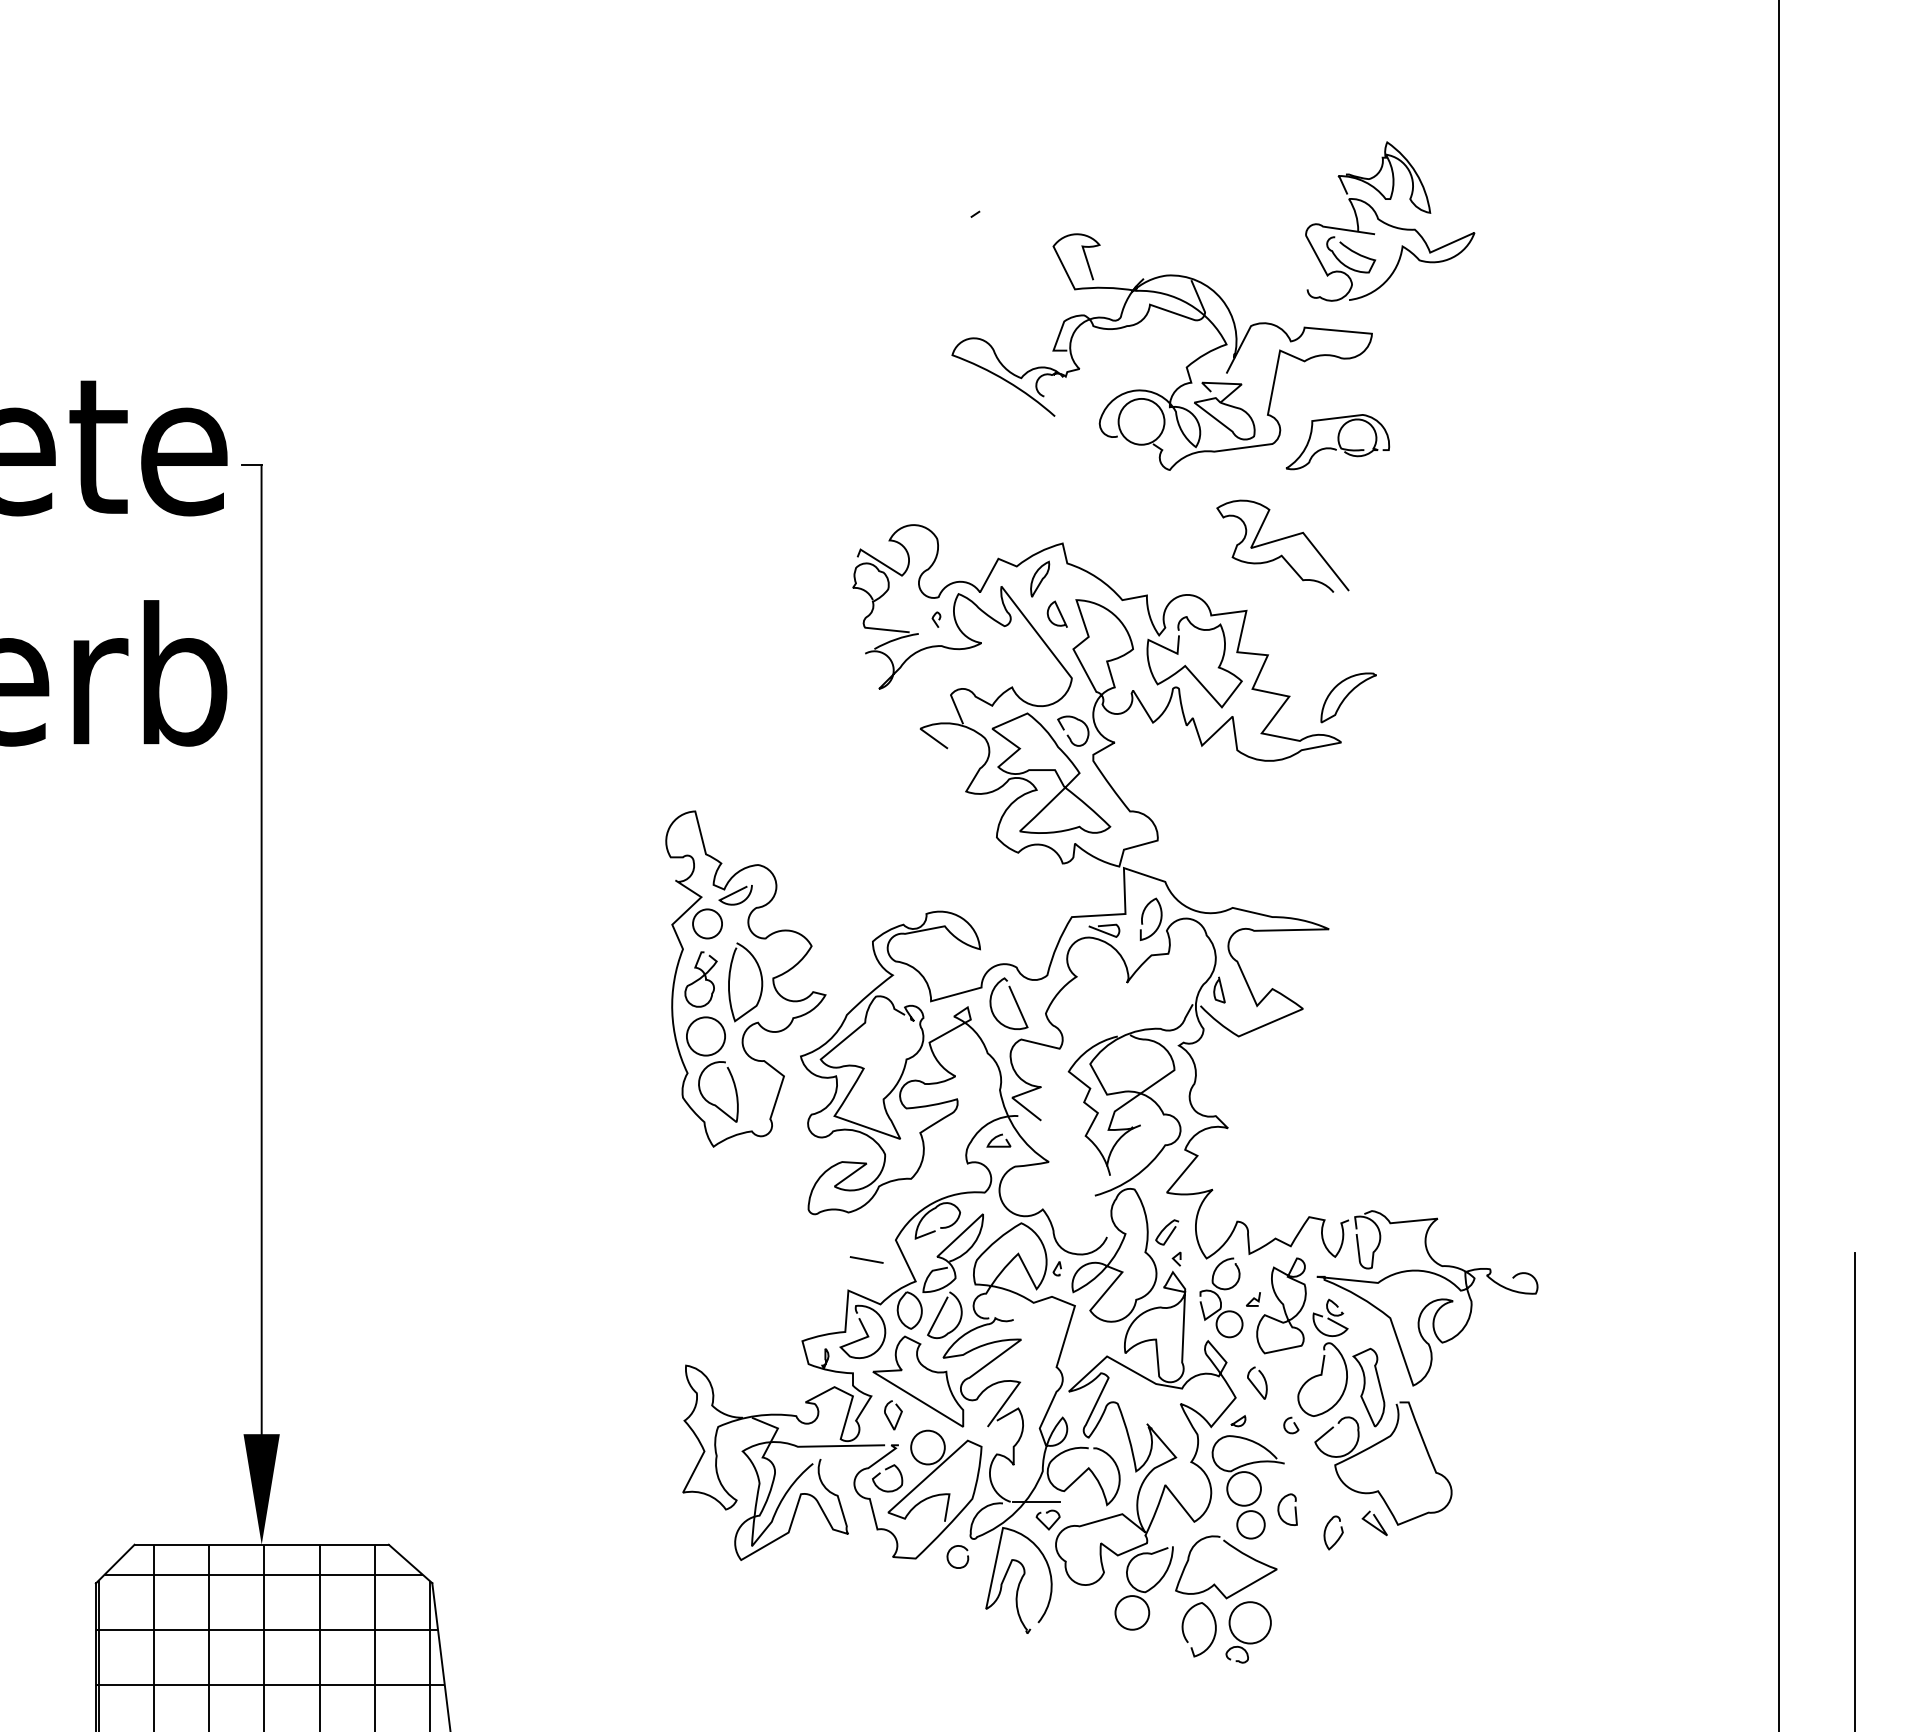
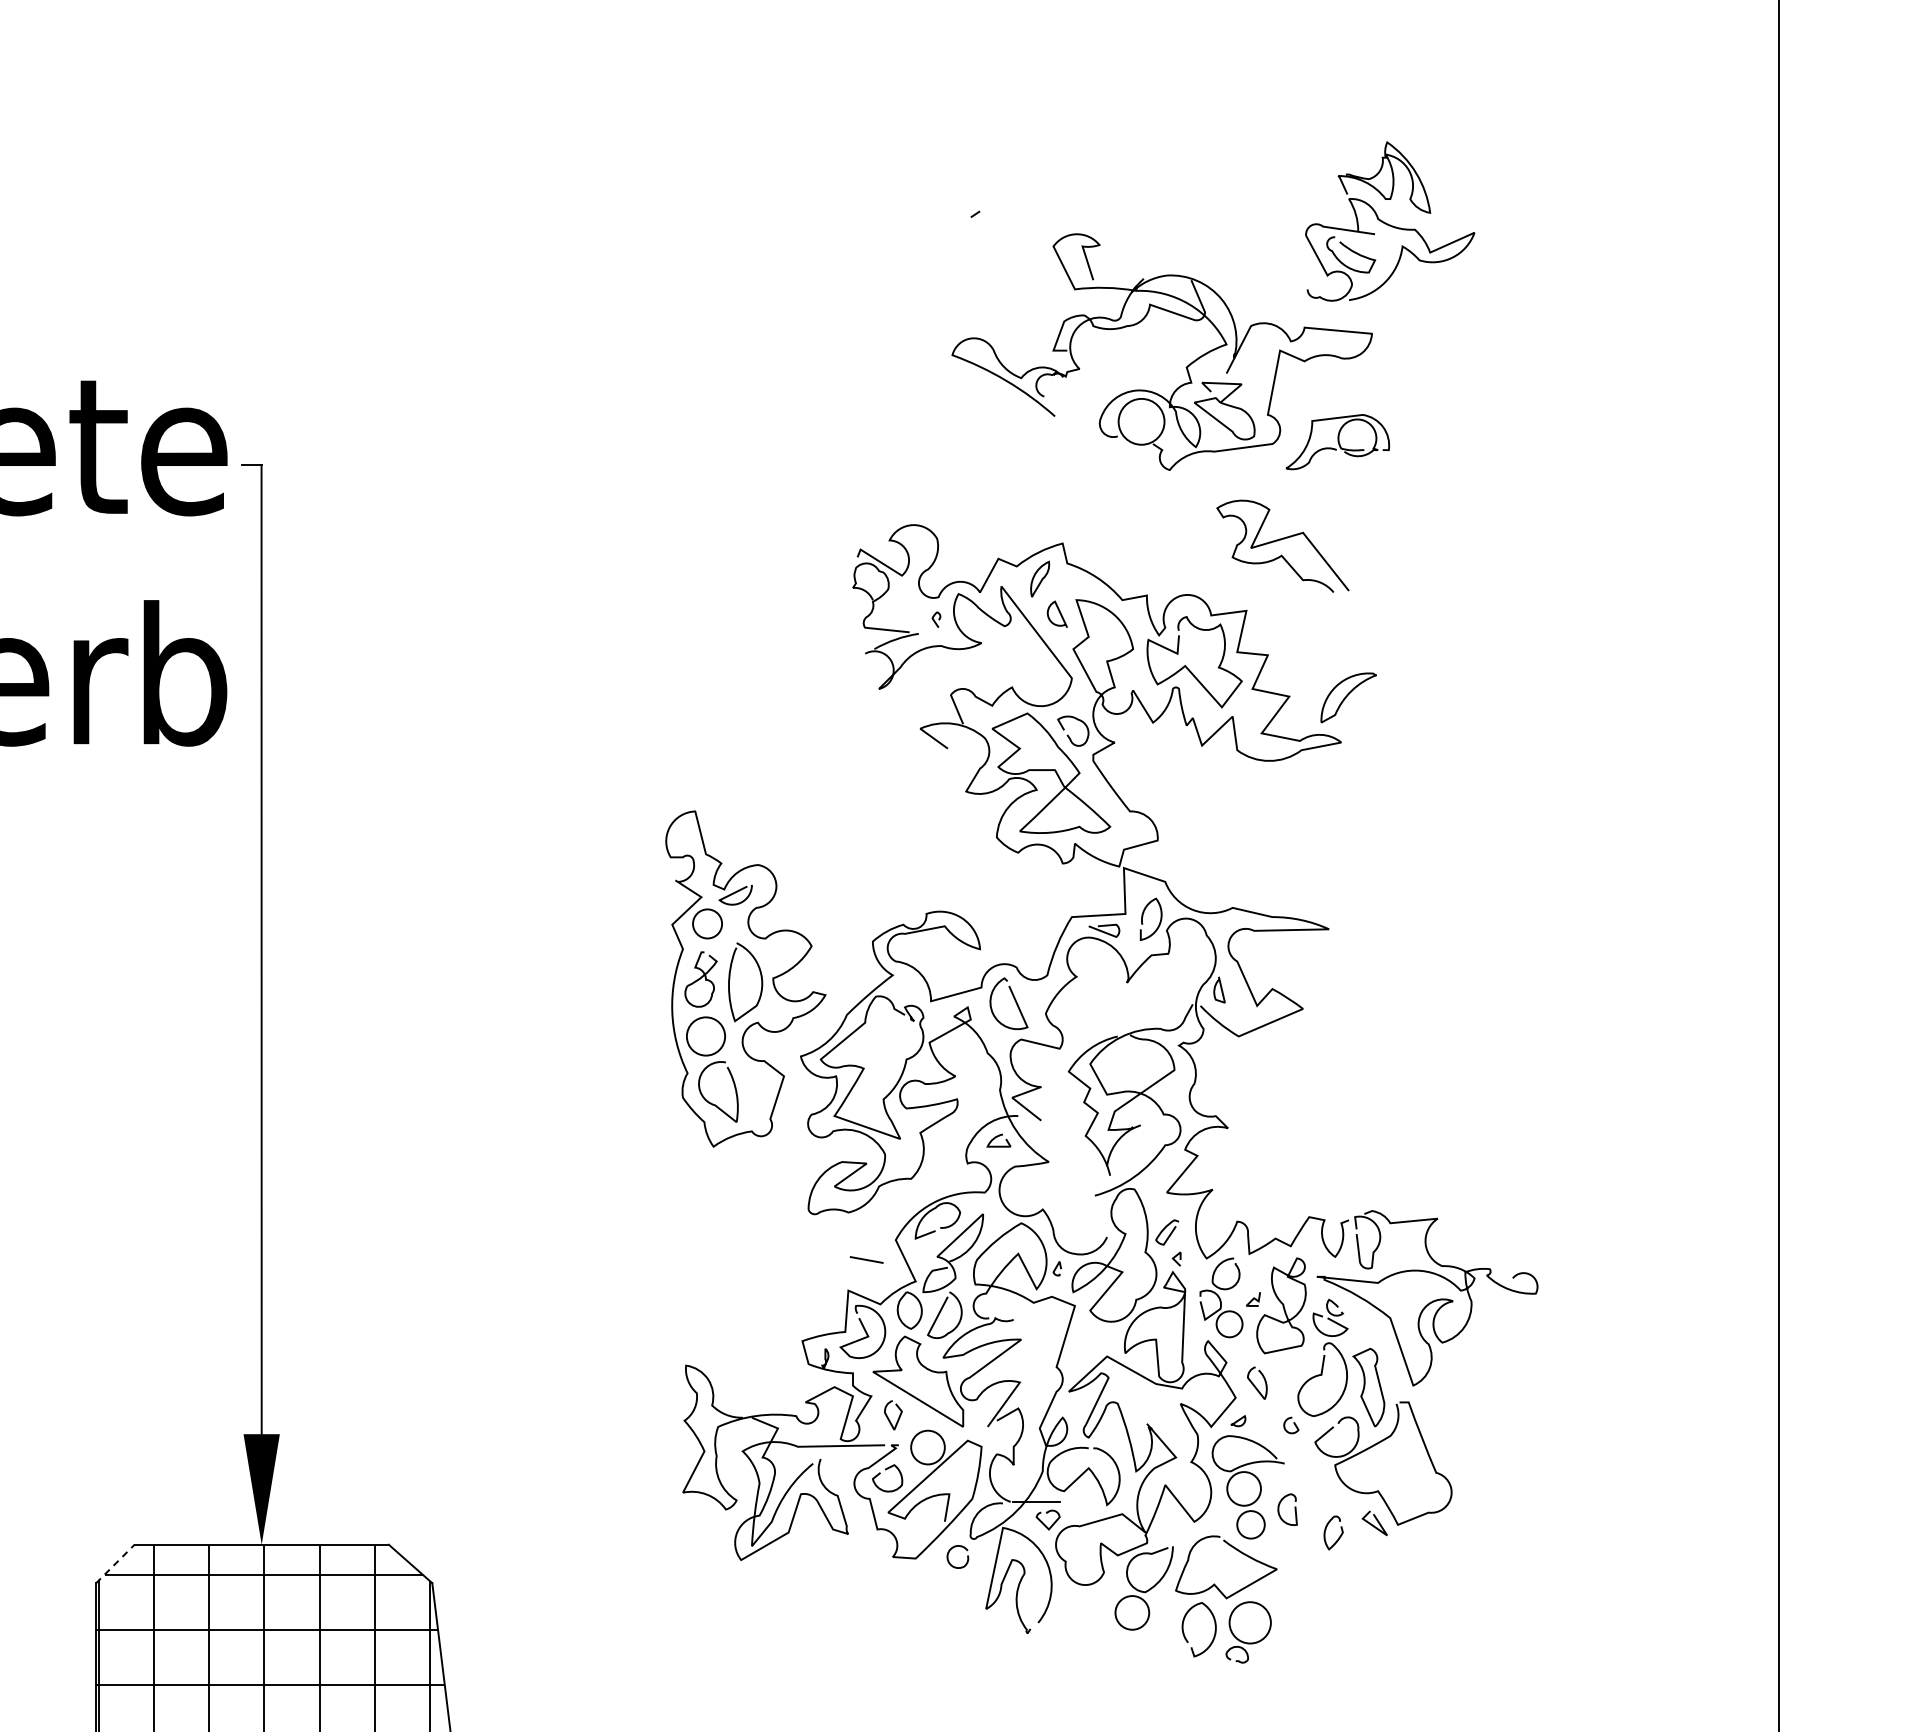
line: present -> none (1854, 1490)
line: solid -> dashed (115, 1563)
